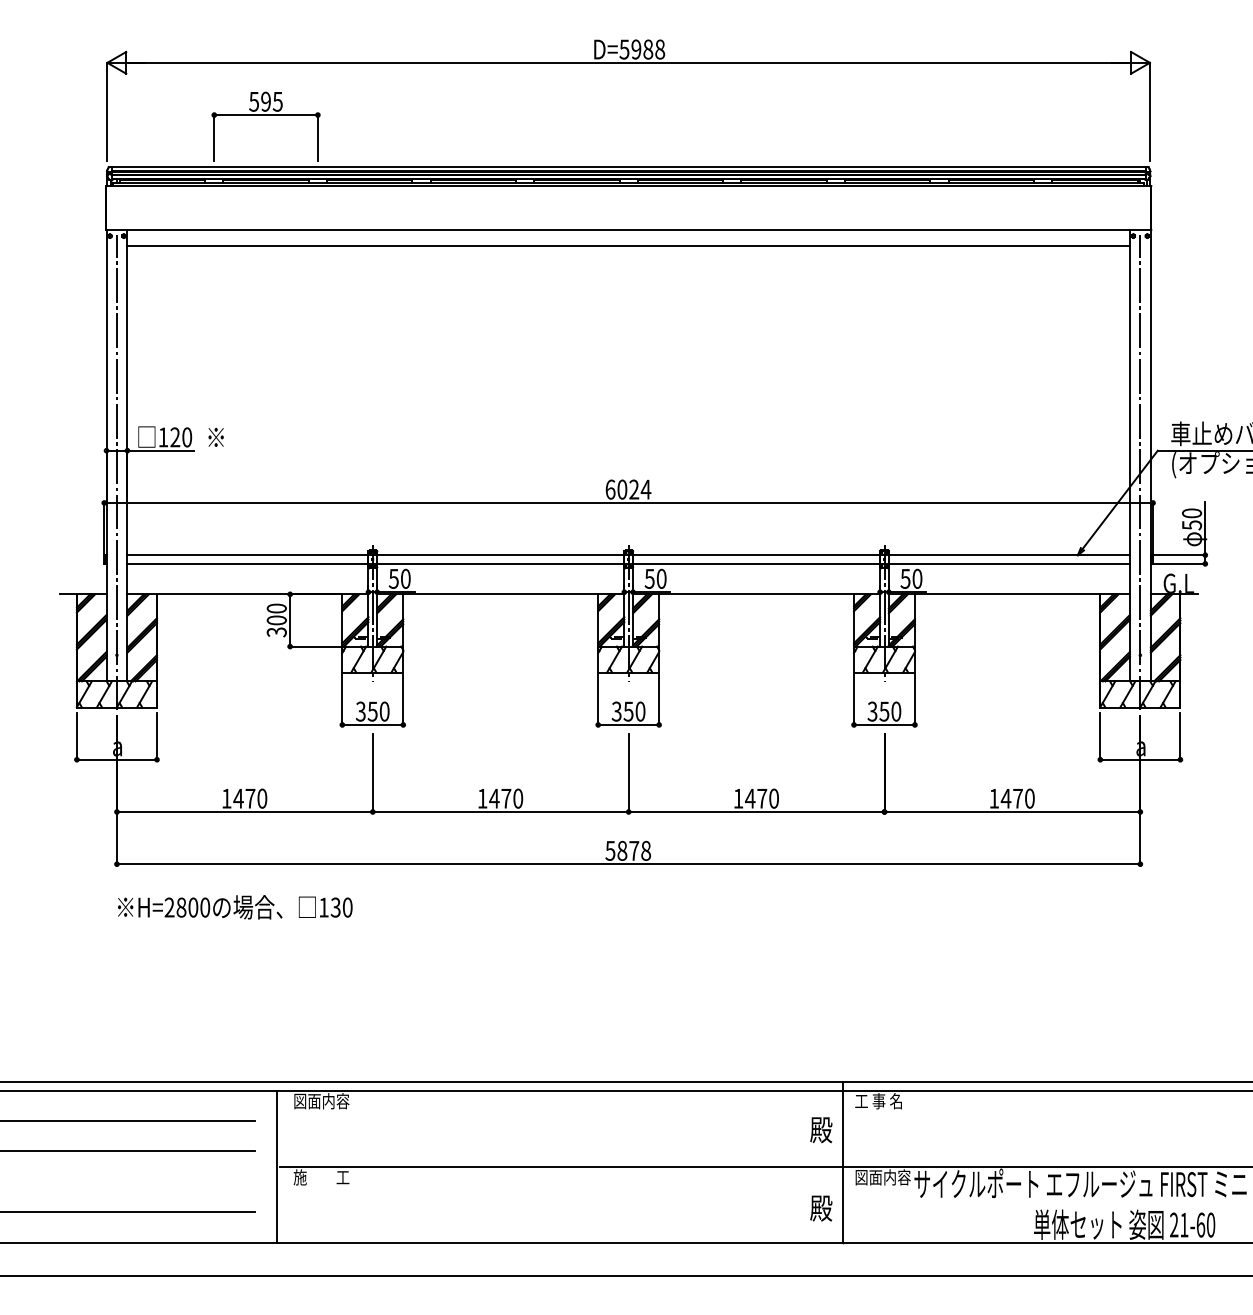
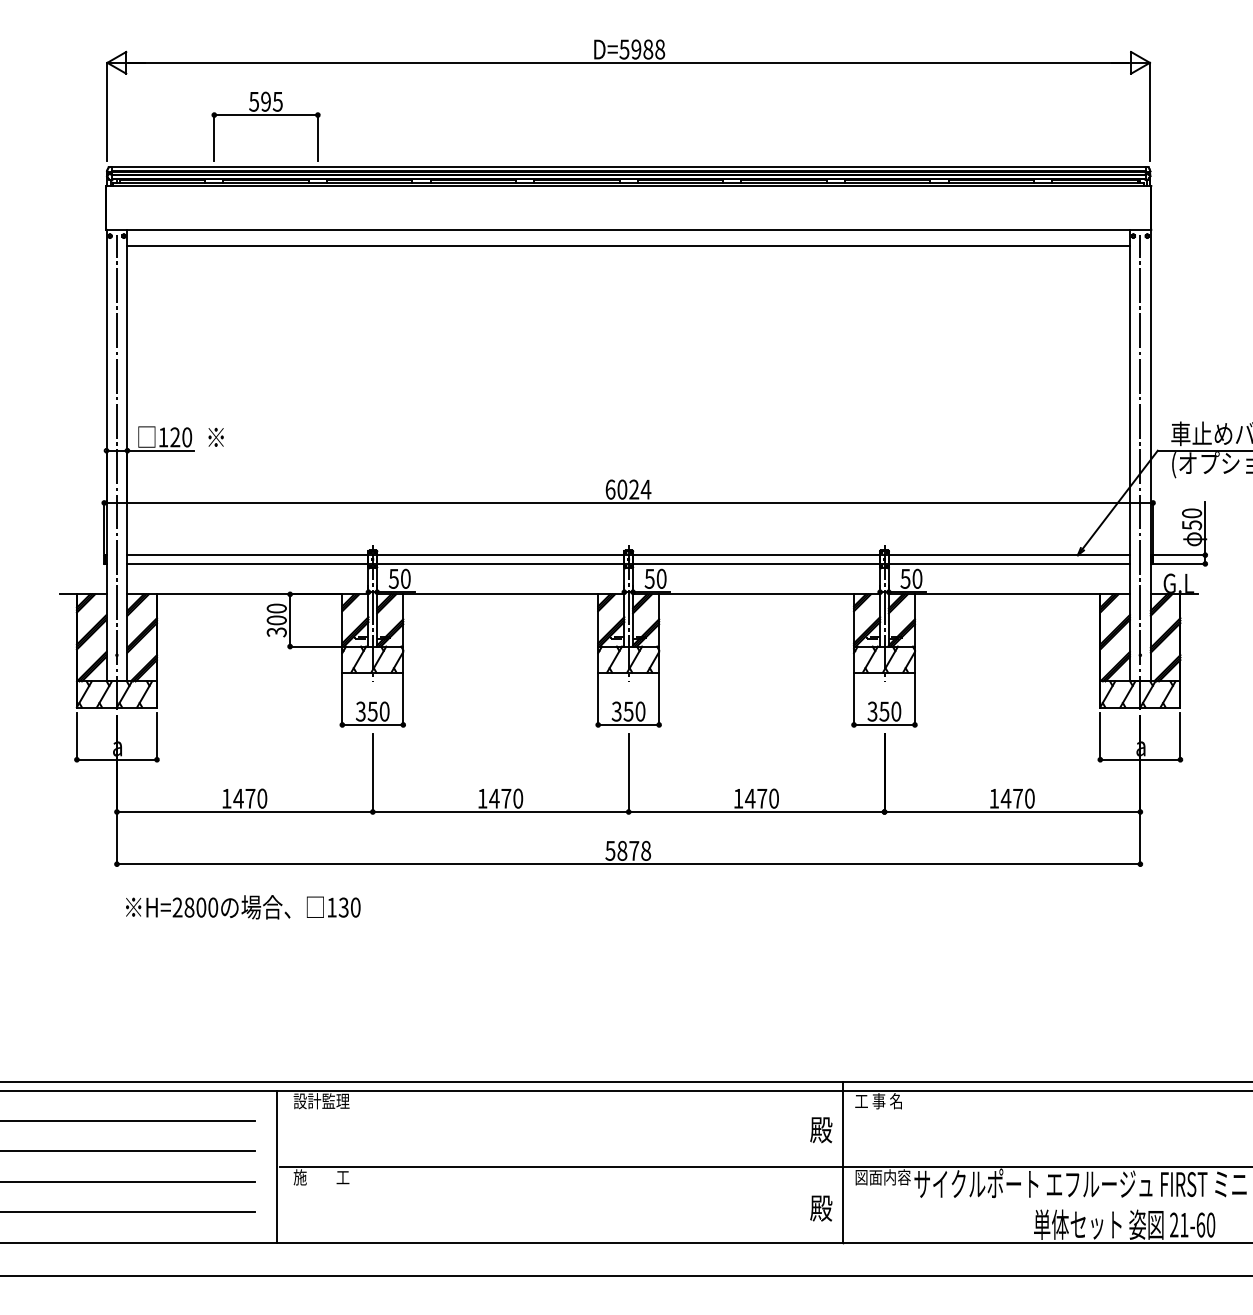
text position: (235, 907) -> (243, 907) (243, 907)
text: 図面内容 -> 設計監理 (321, 1101)
line: none -> present (128, 1181)
